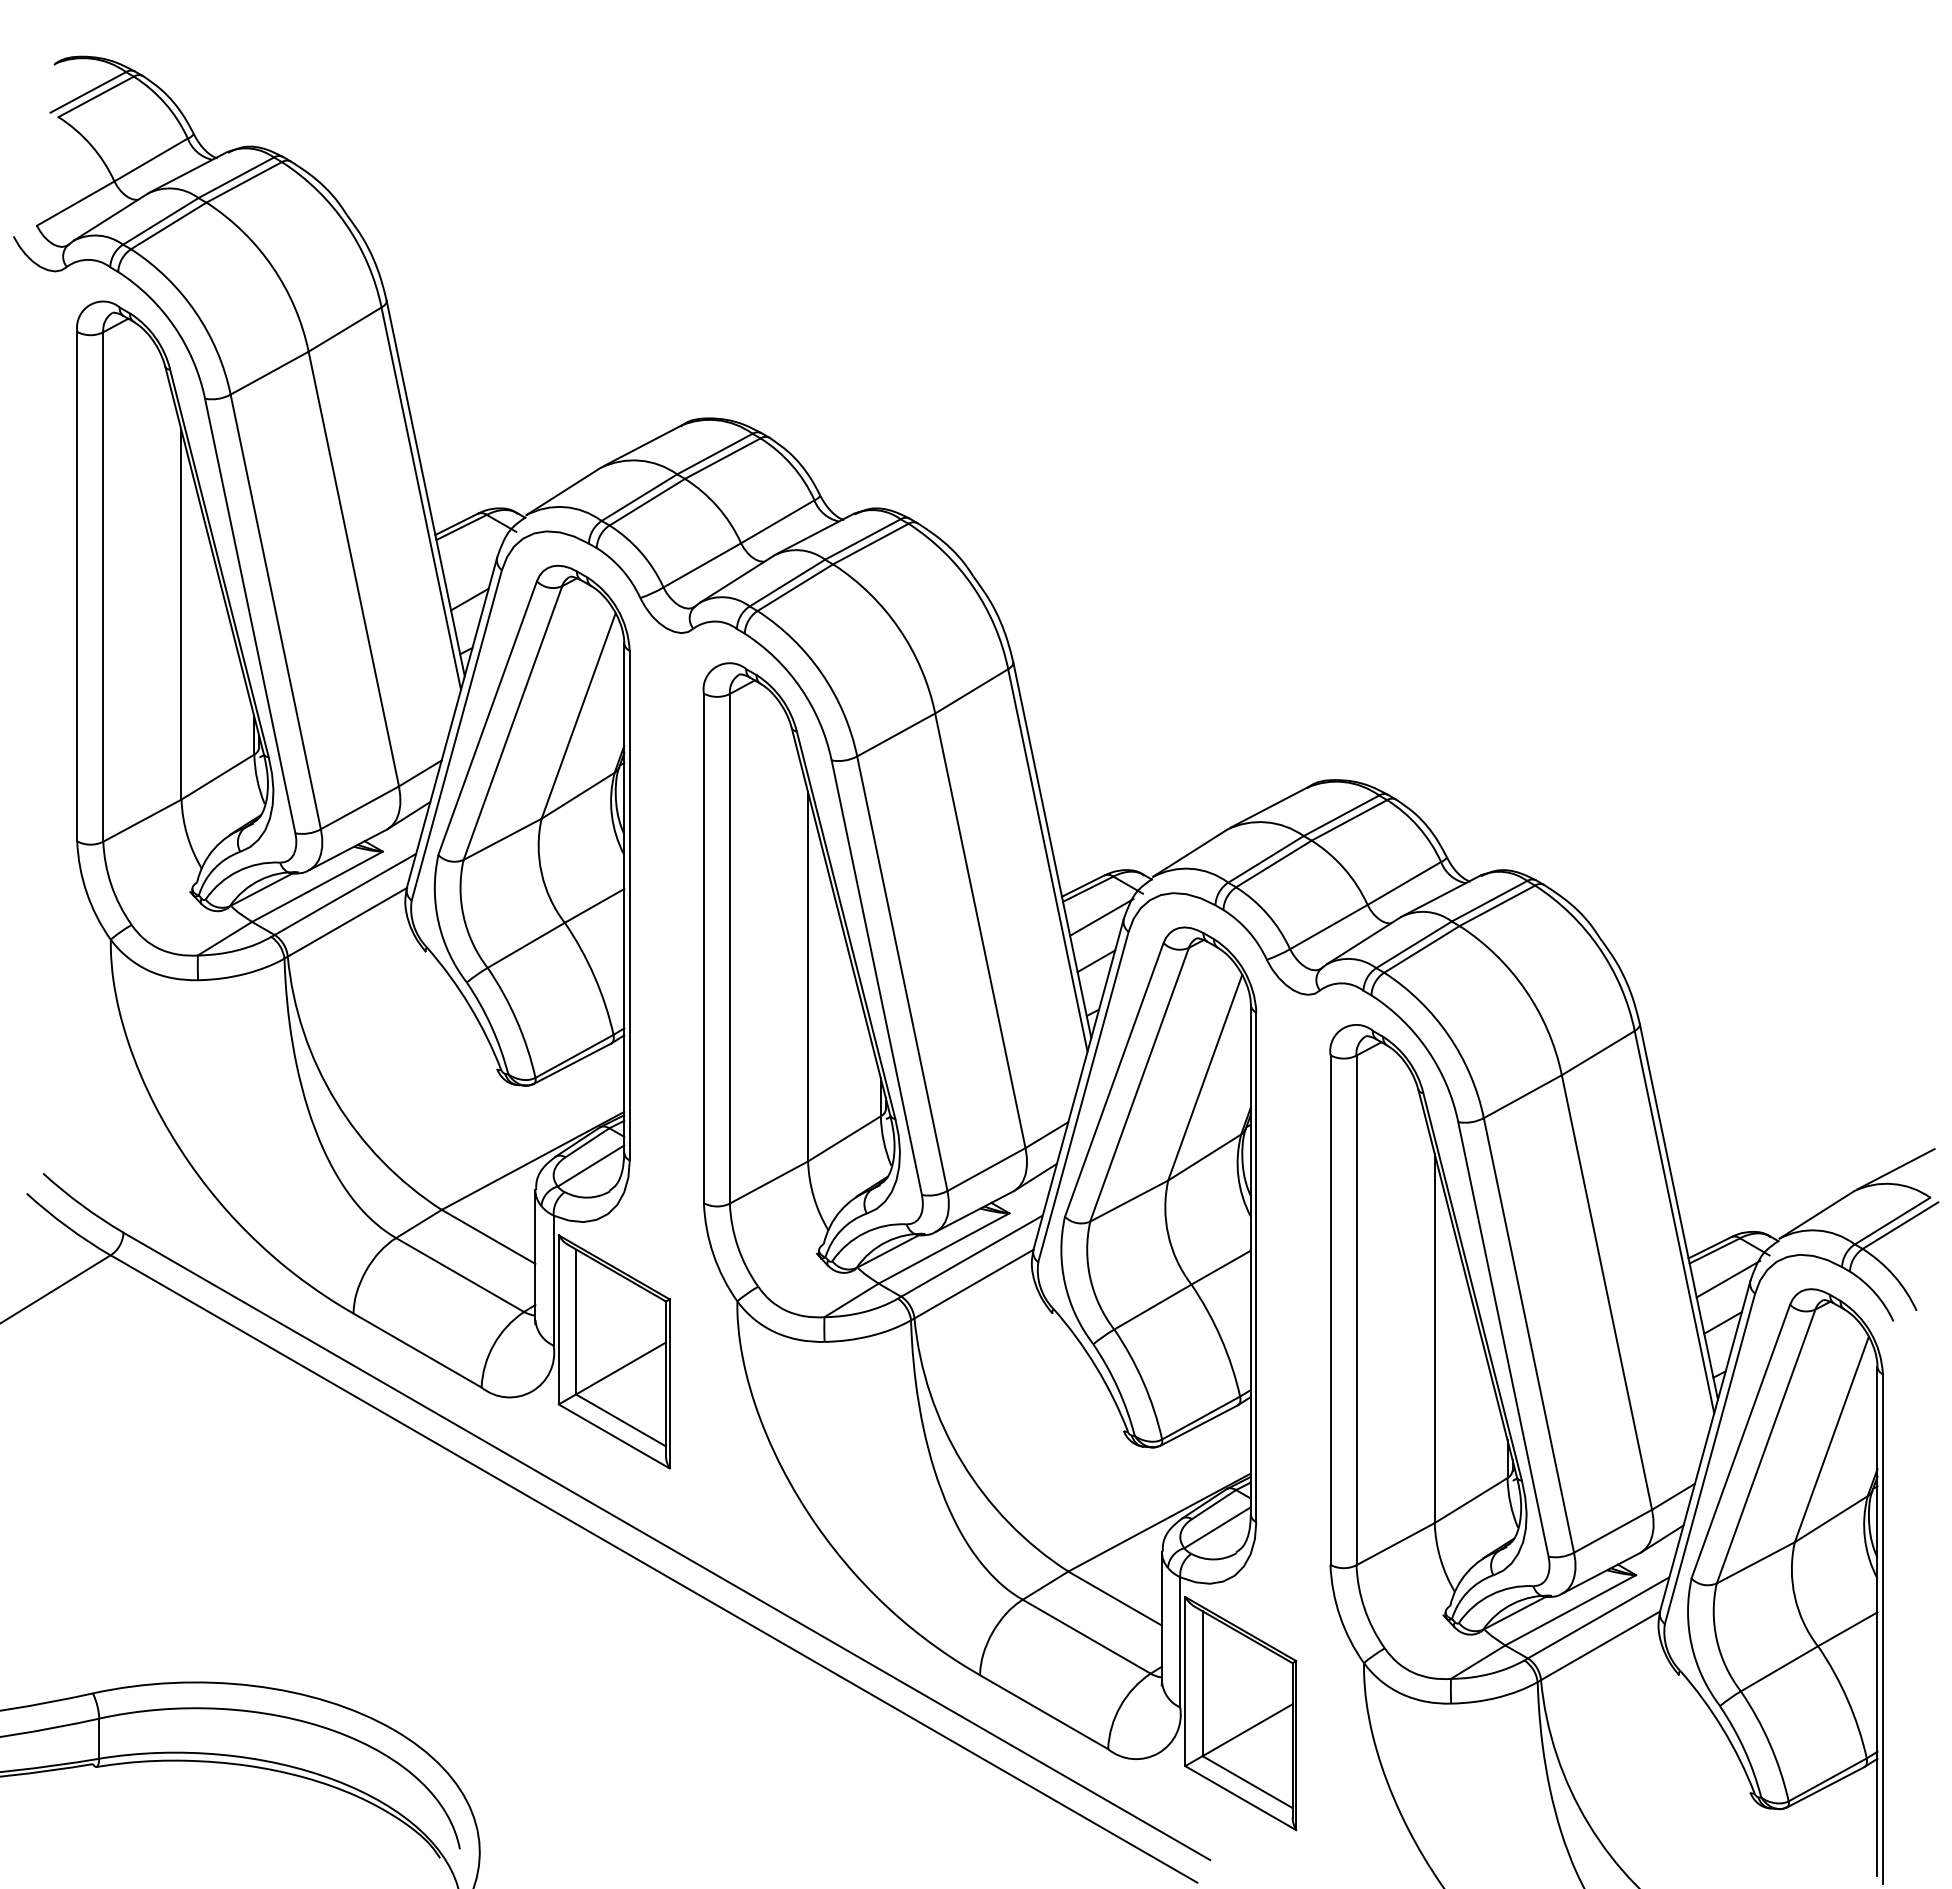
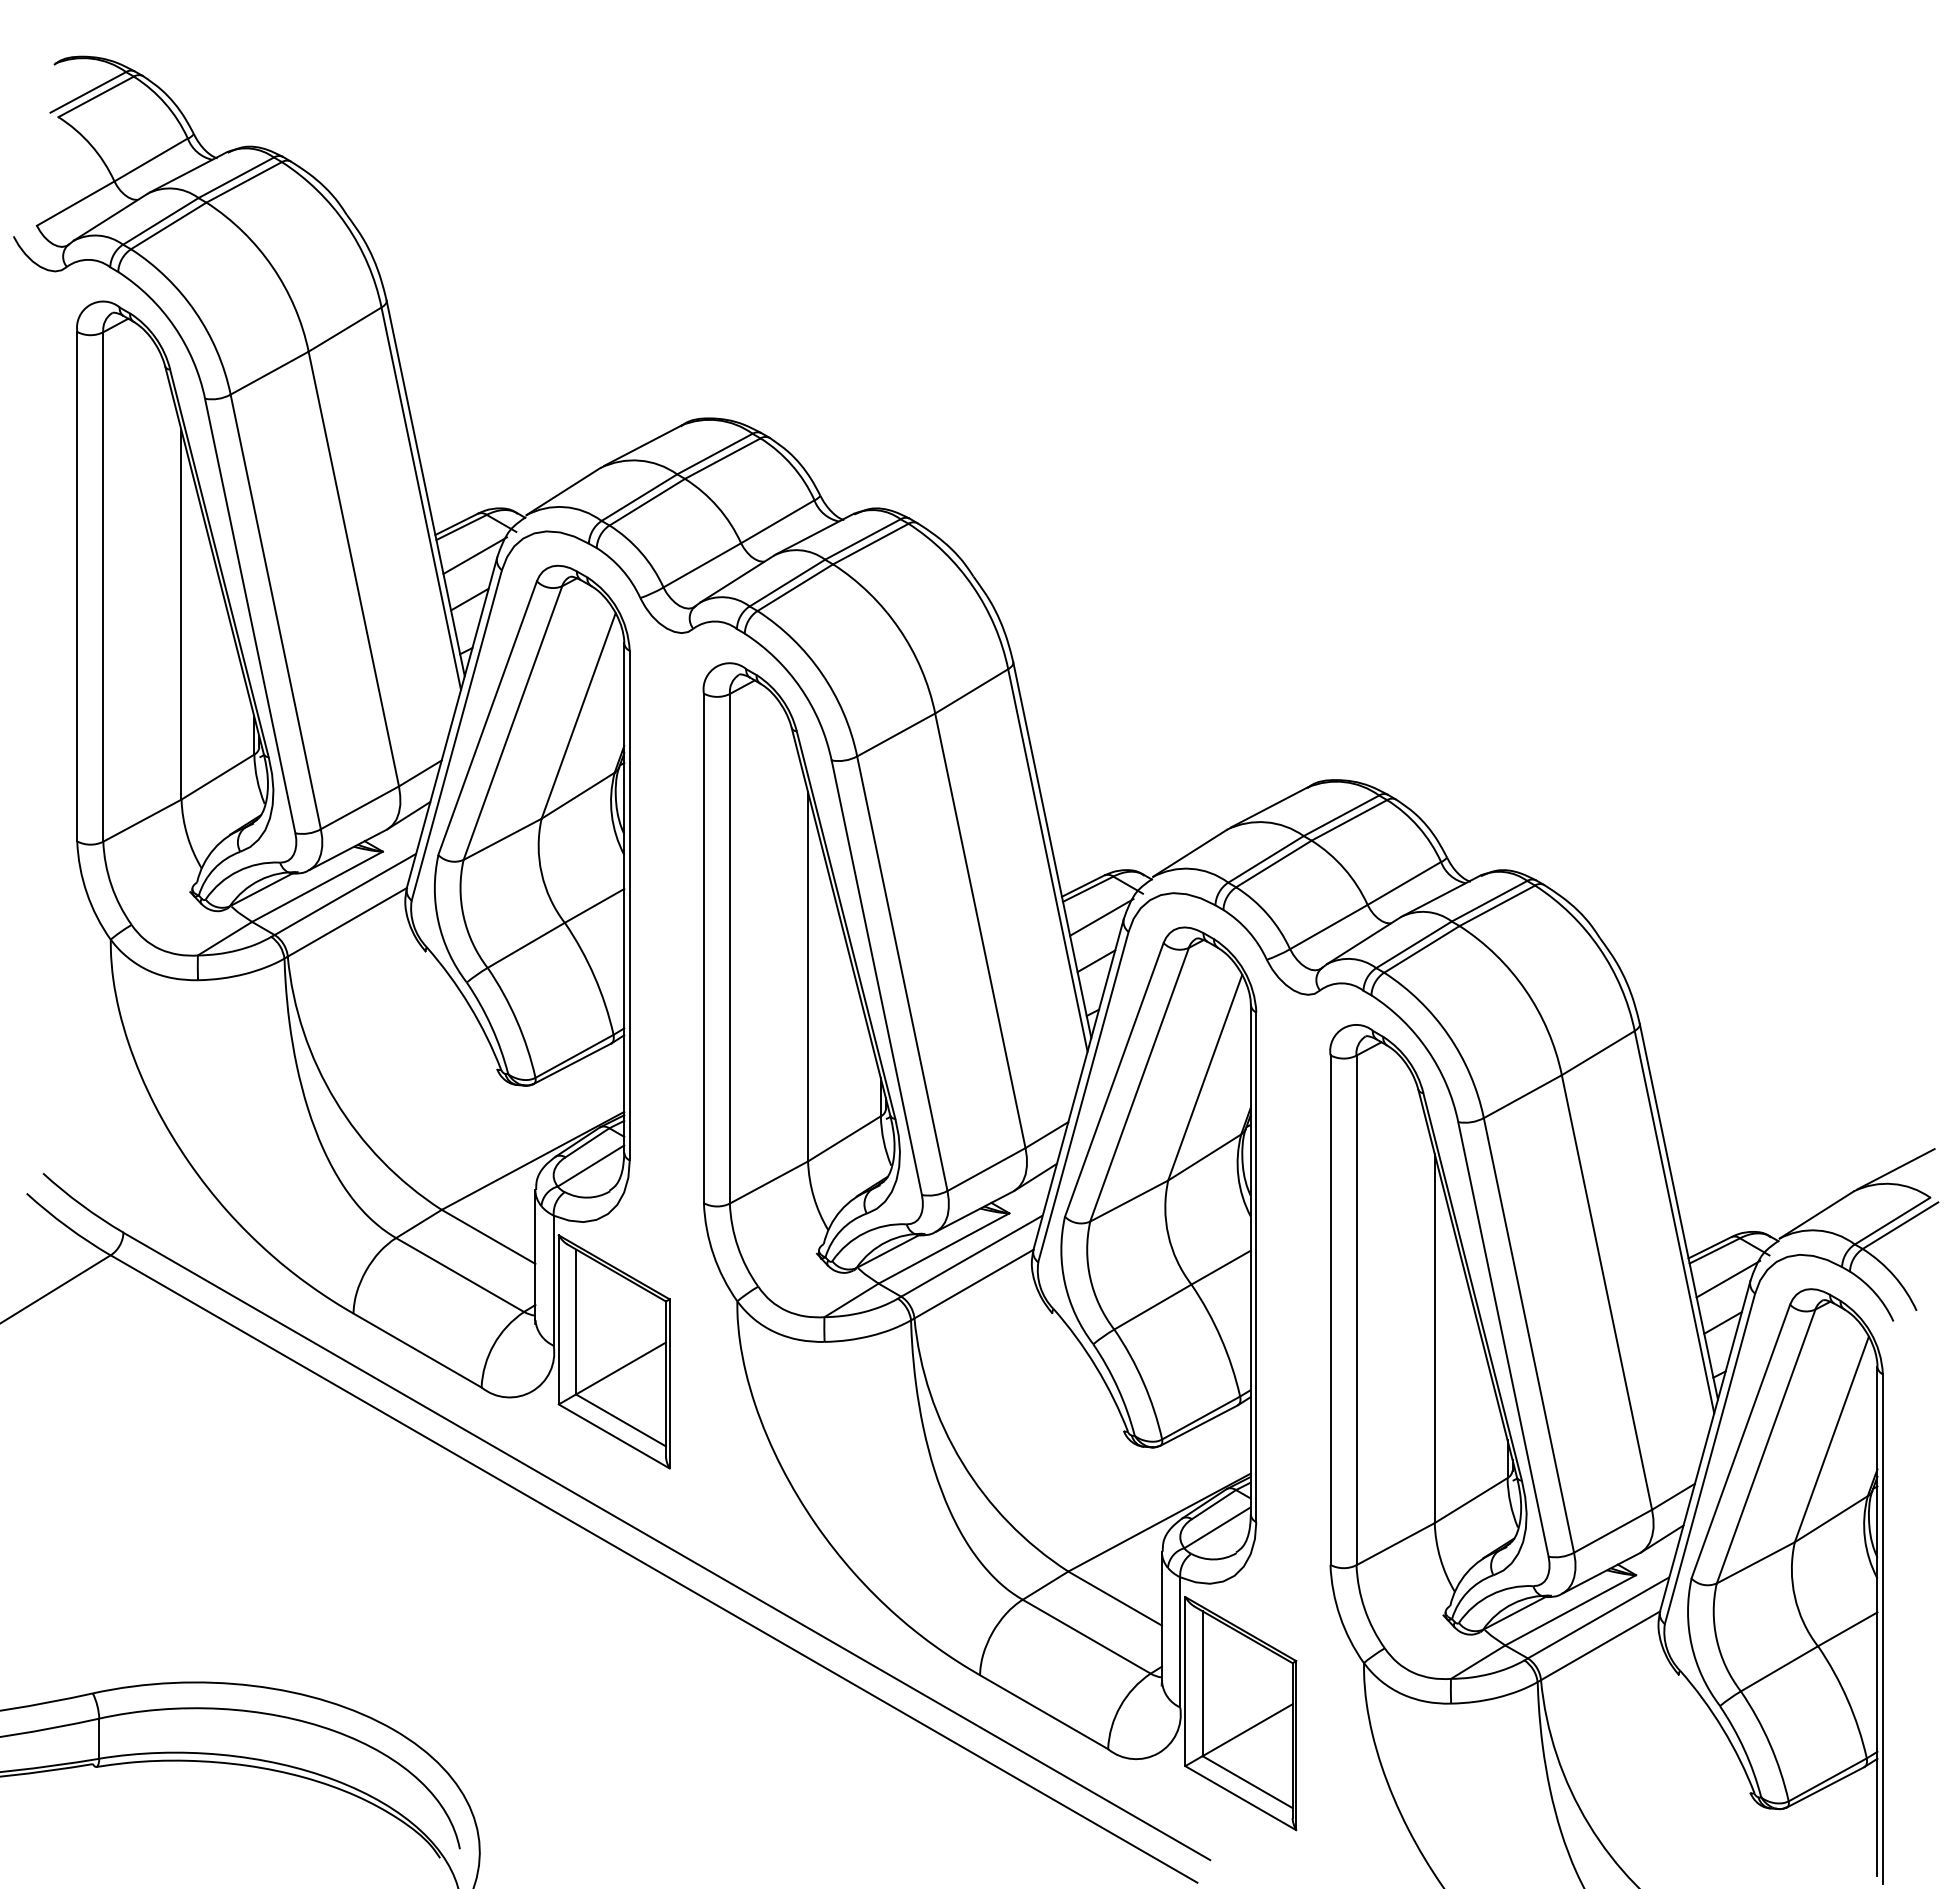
line: none -> present (474, 555)
